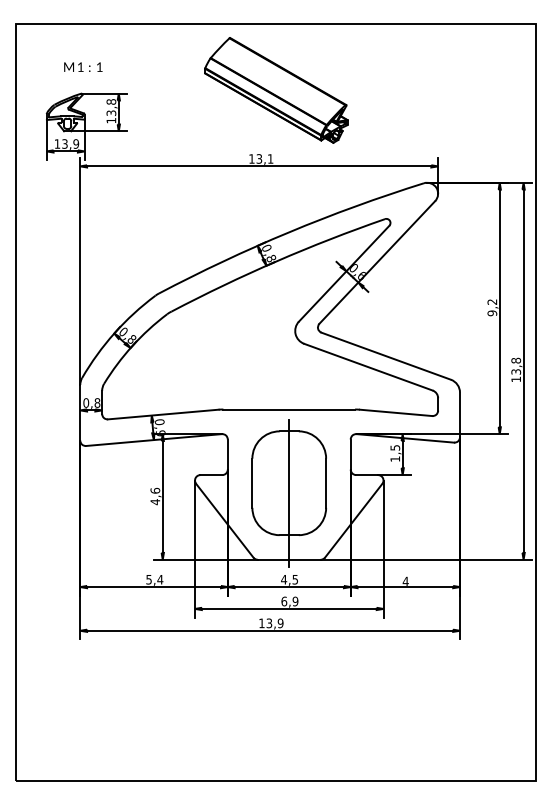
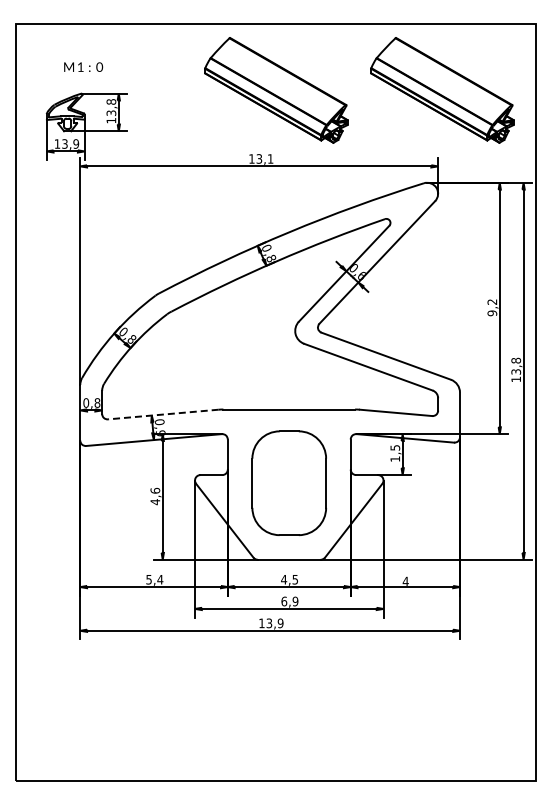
text: 1 -> 0 (99, 66)
part: none -> present (442, 90)
line: solid -> dashed (163, 414)
line: present -> none (289, 493)
